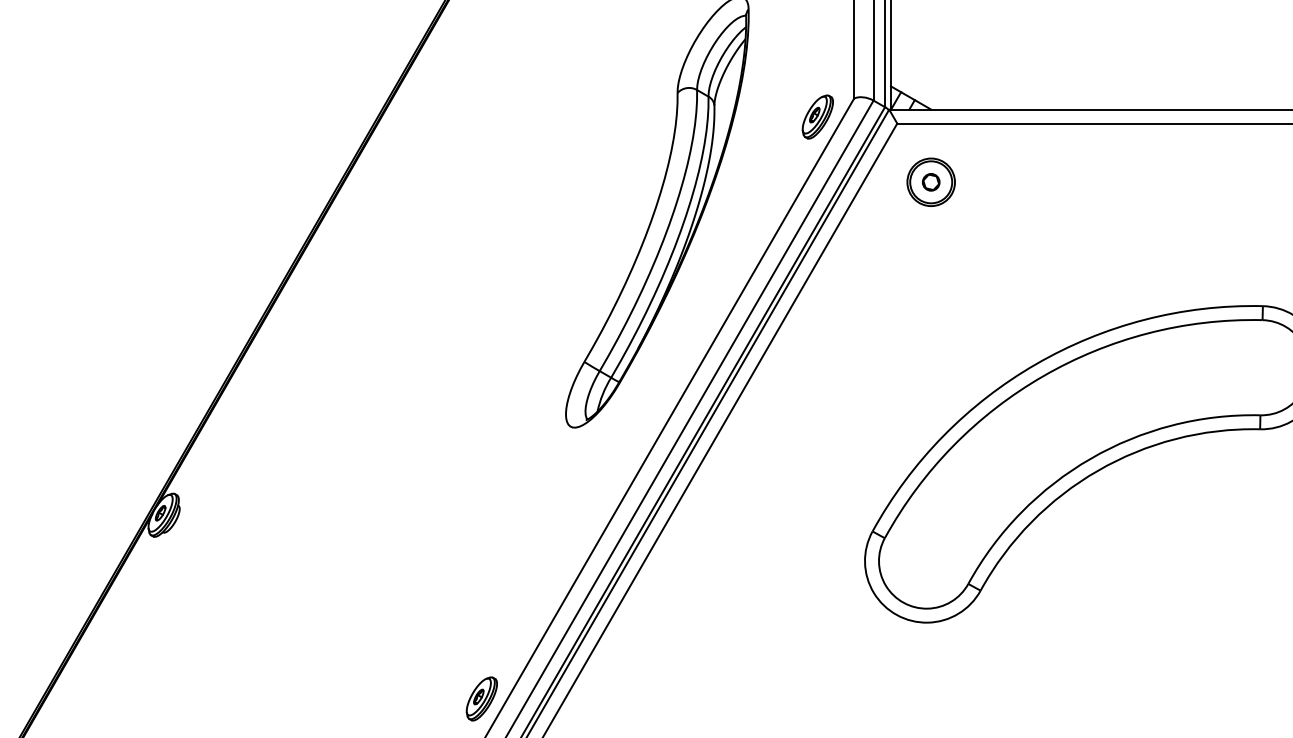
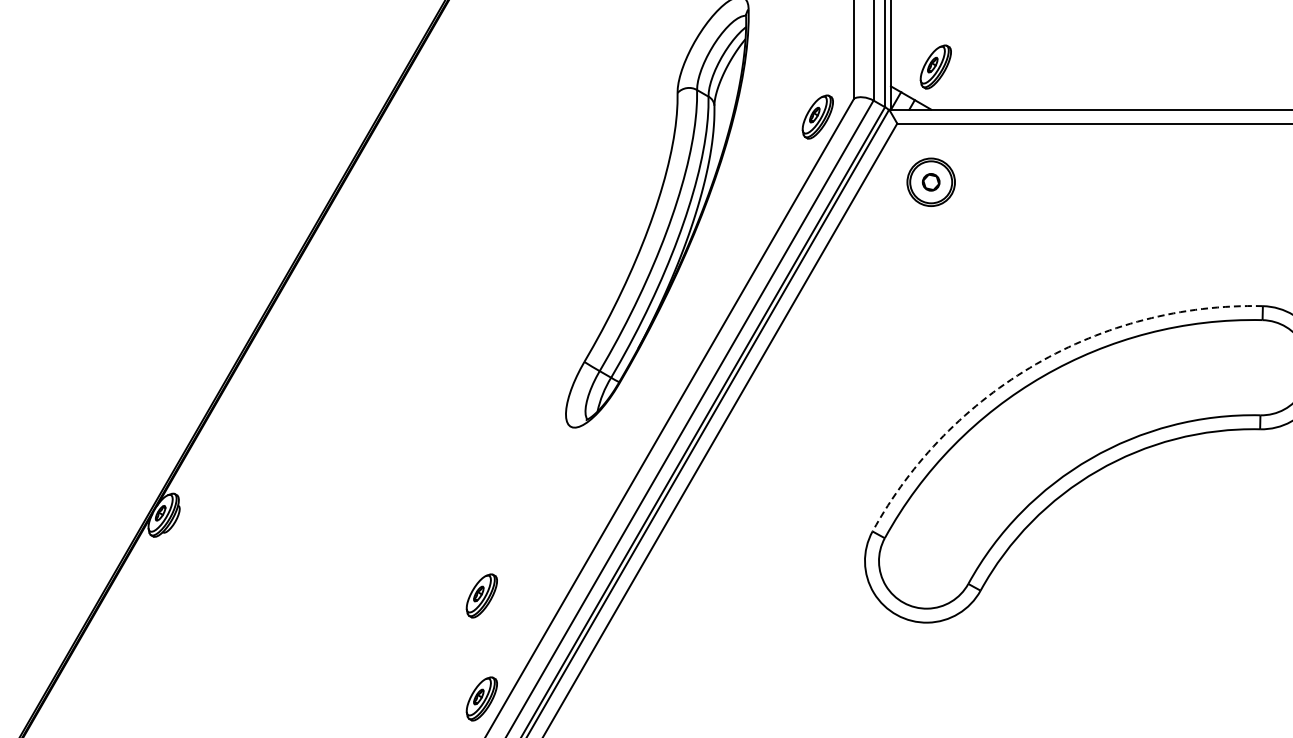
part: none -> present (935, 66)
arc: solid -> dashed (1036, 364)
part: none -> present (481, 595)
